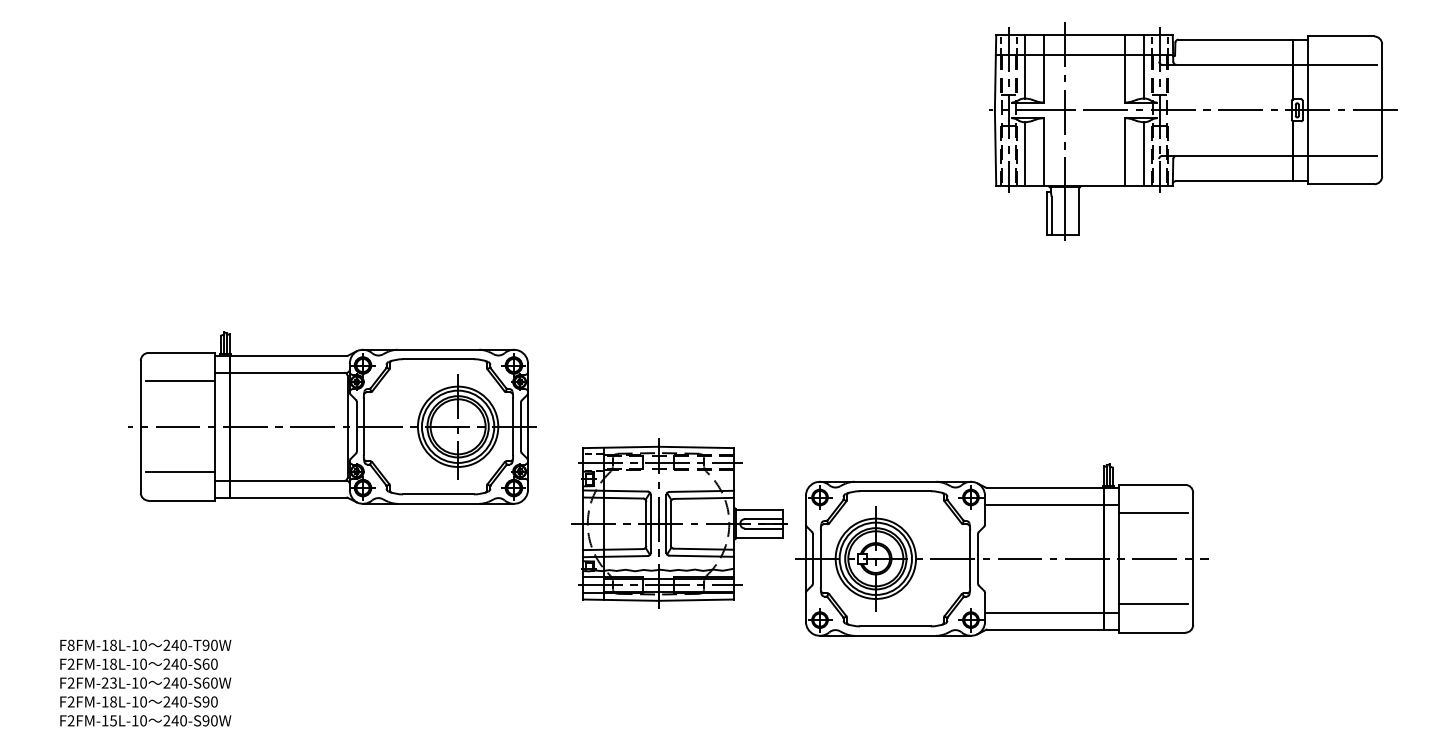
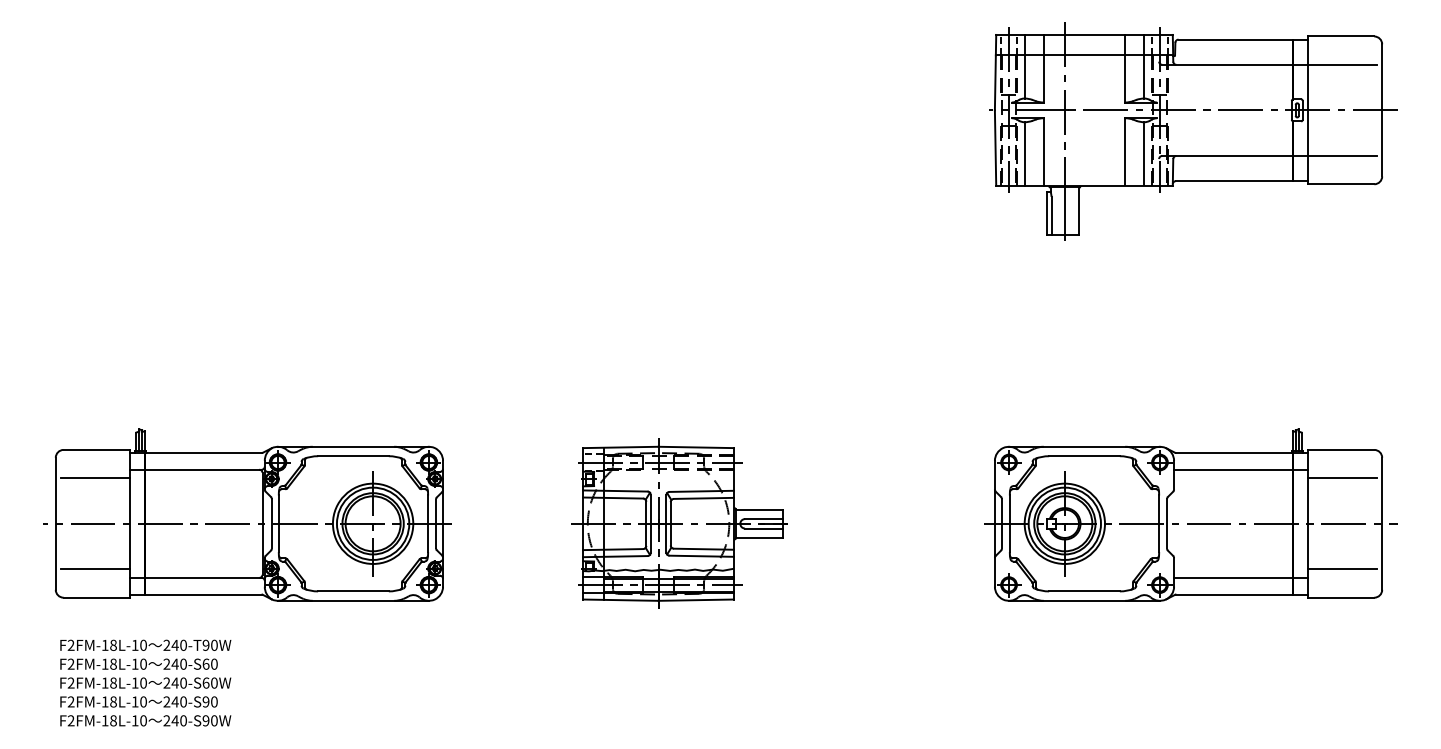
part position: (332, 417) -> (247, 514) (247, 514)
part position: (1001, 549) -> (1190, 514) (1190, 514)
text: F8FM-18L-10 -> F2FM-18L-10 (70, 644)
text: F2FM-23L-10 -> F2FM-18L-10 (108, 682)
text: F2FM-15L-10 -> F2FM-18L-10 (113, 720)
